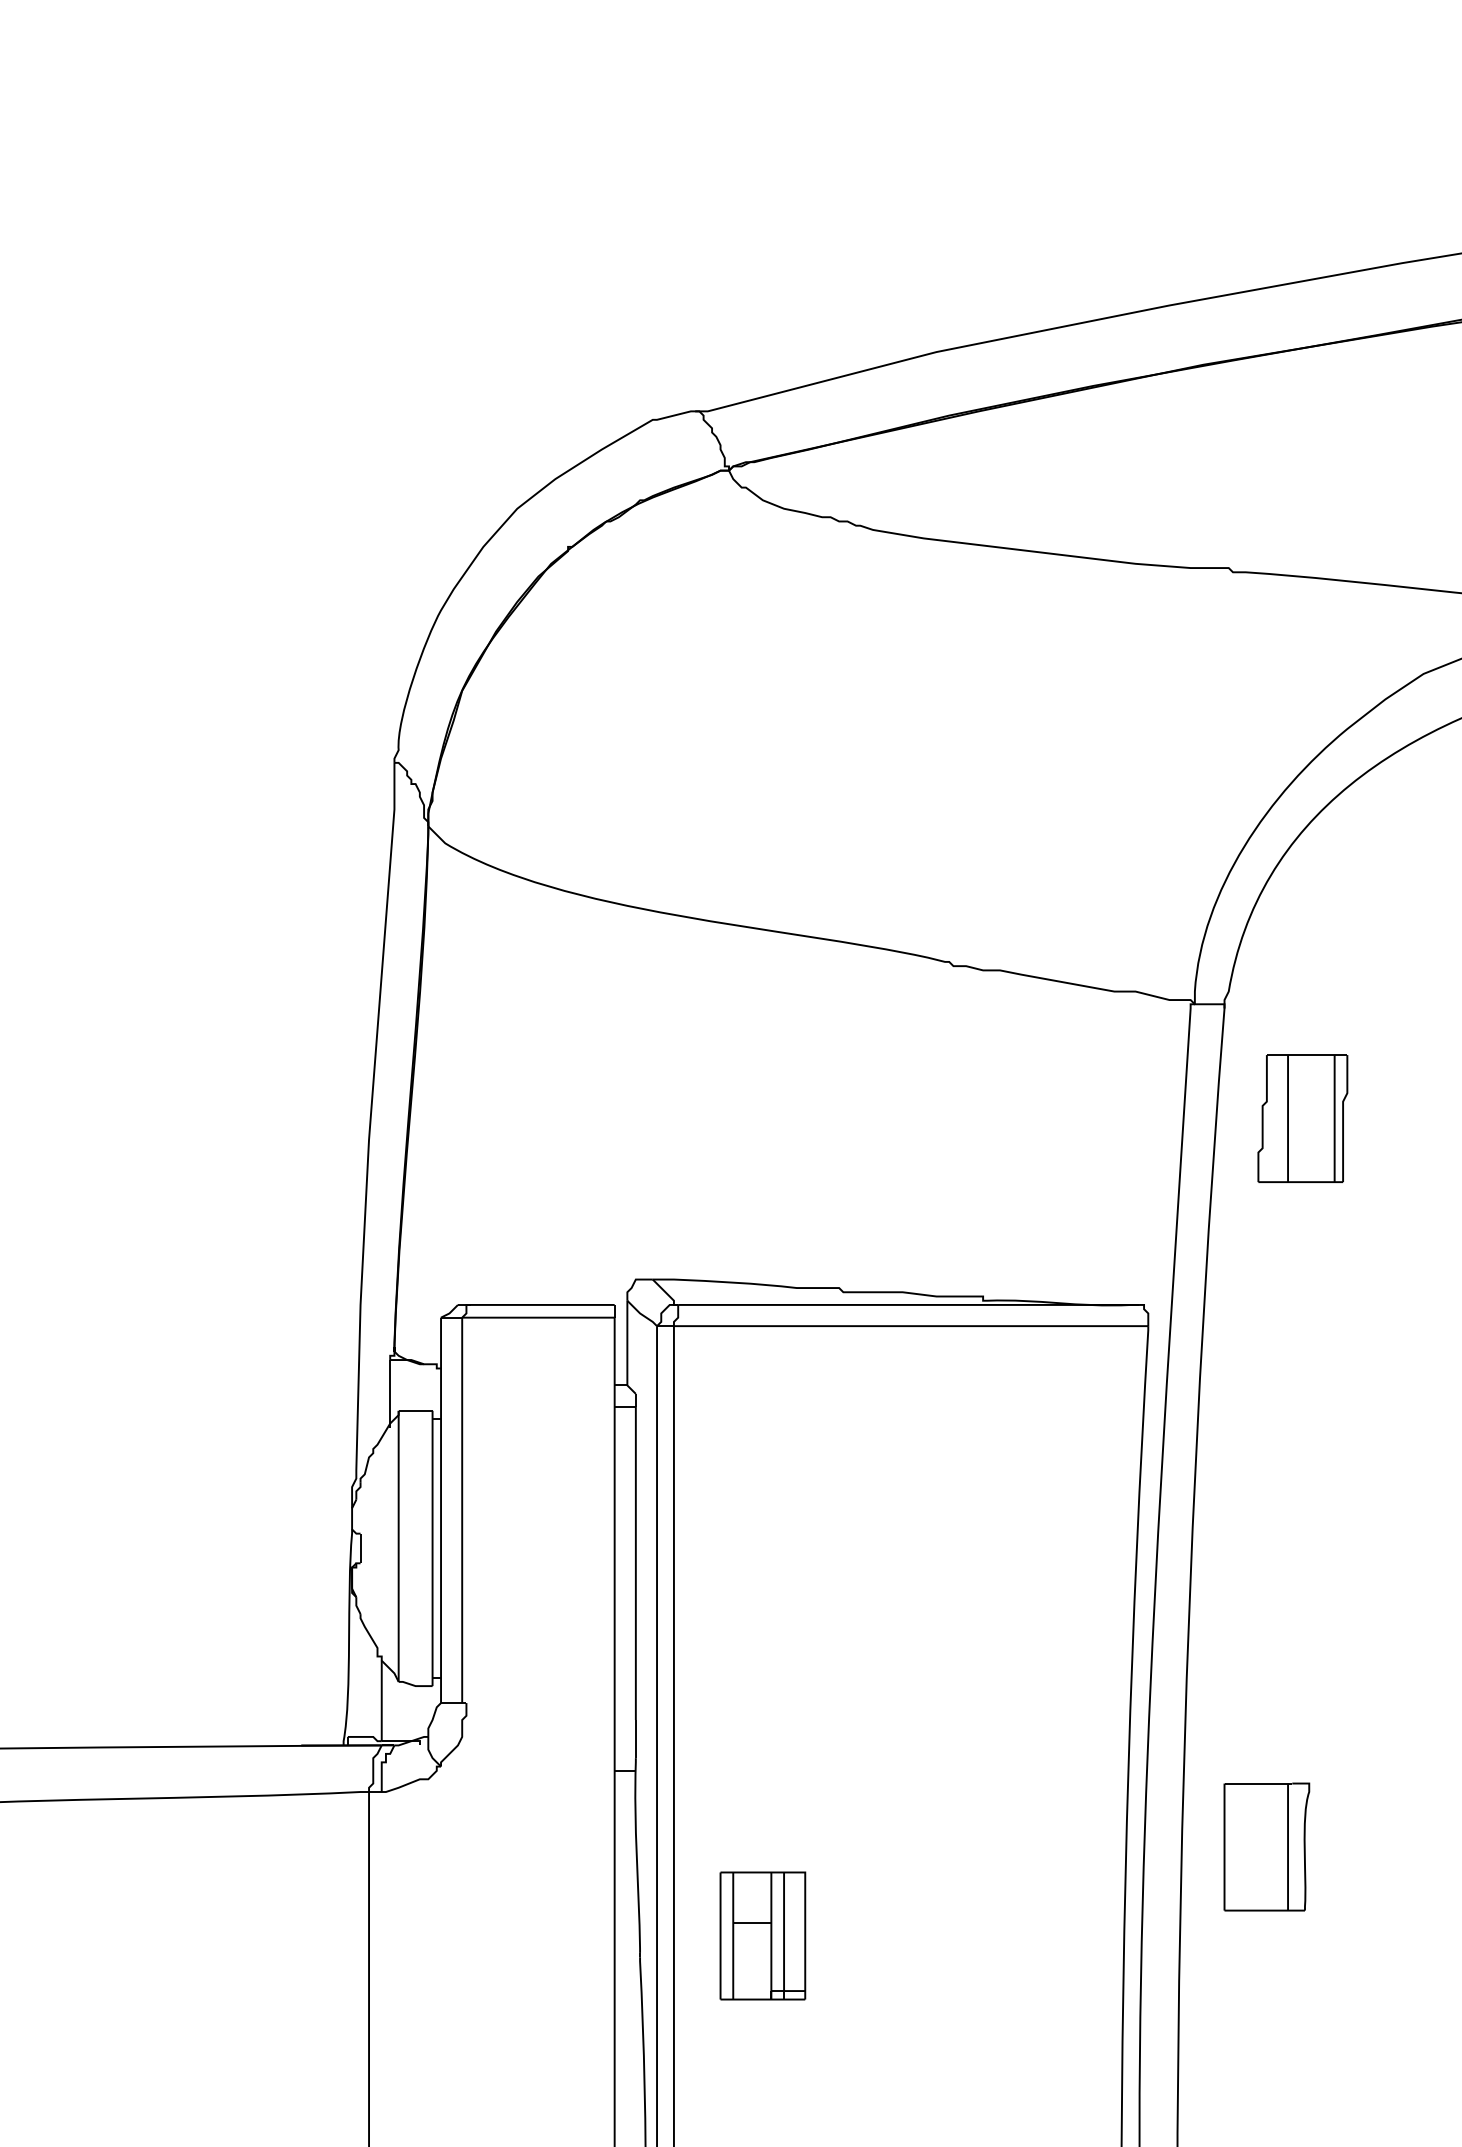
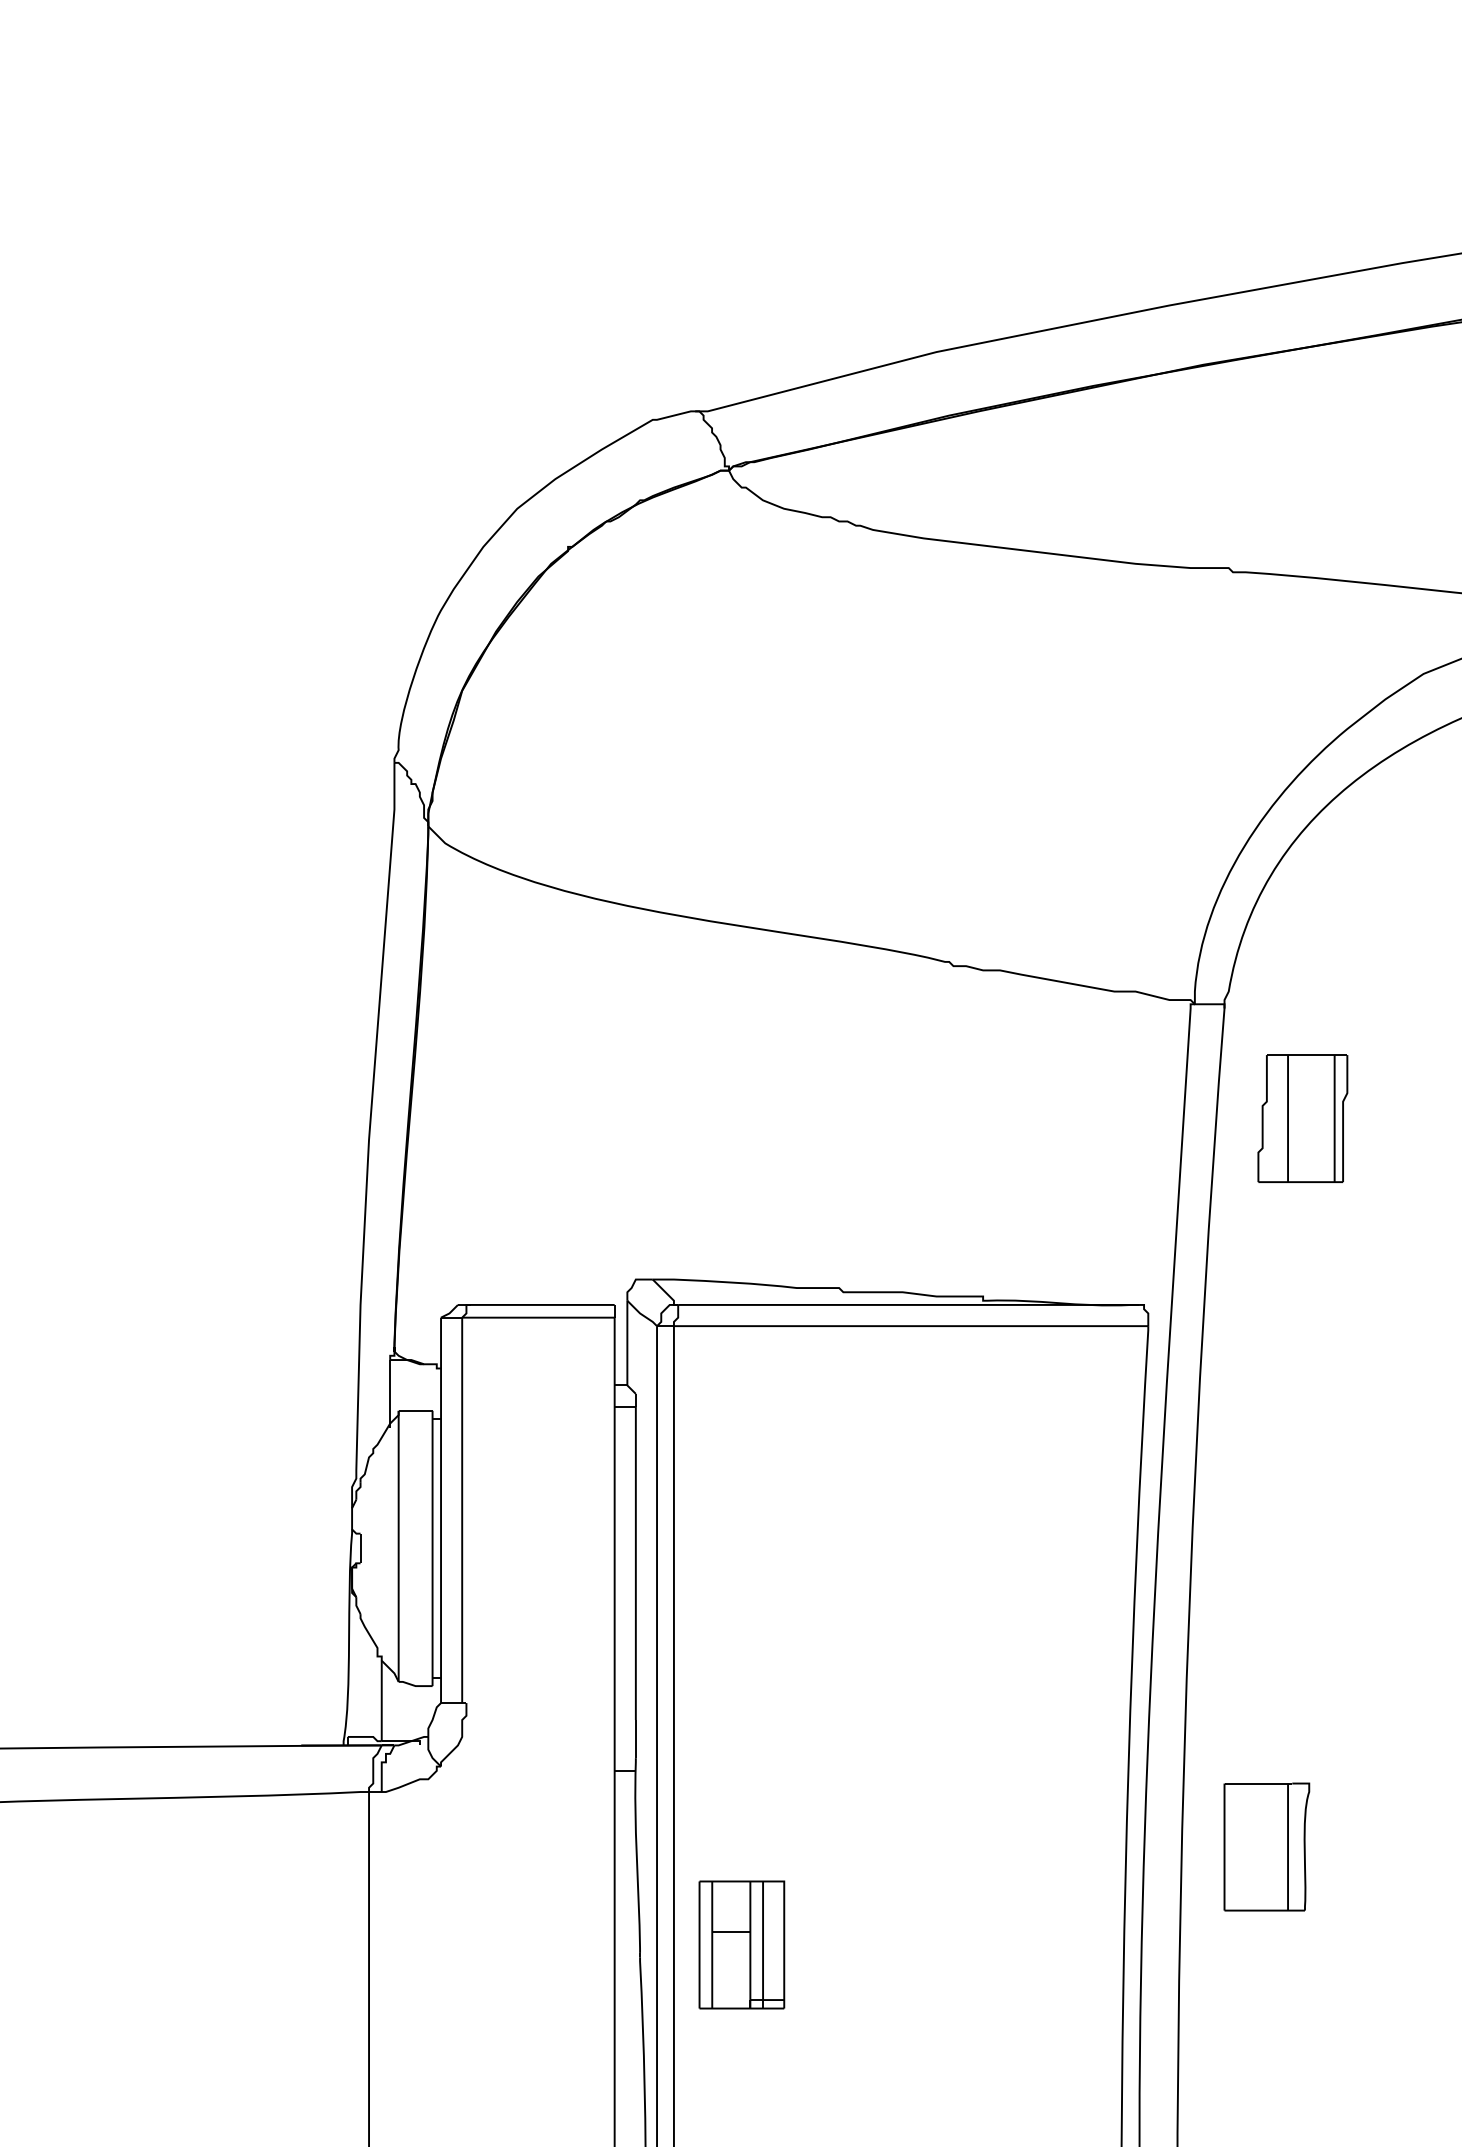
part position: (762, 1935) -> (741, 1944) (741, 1944)
